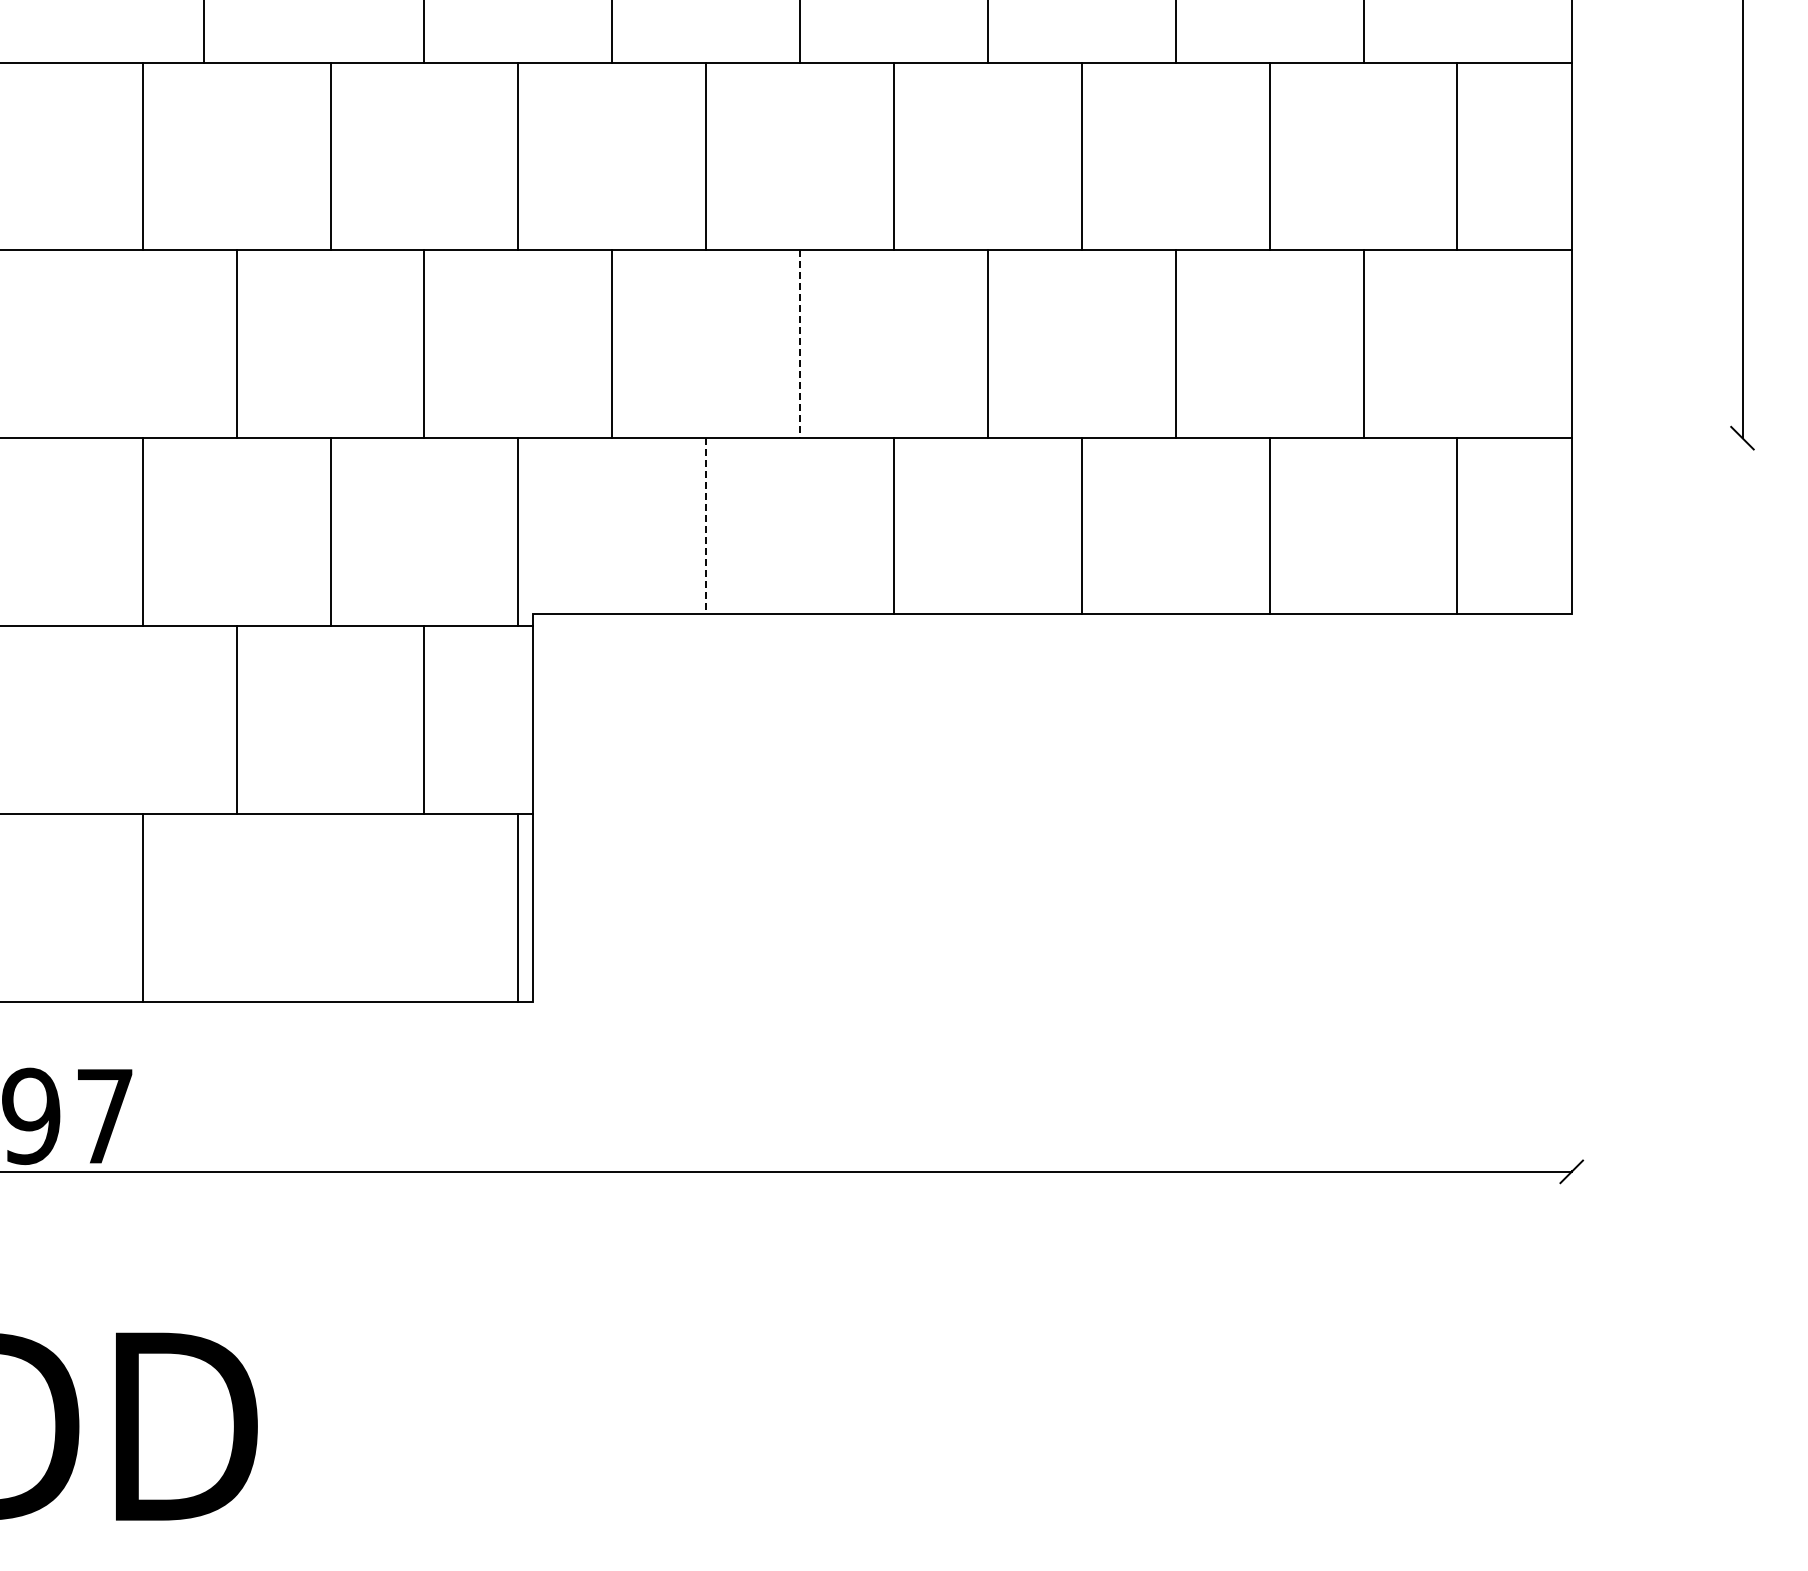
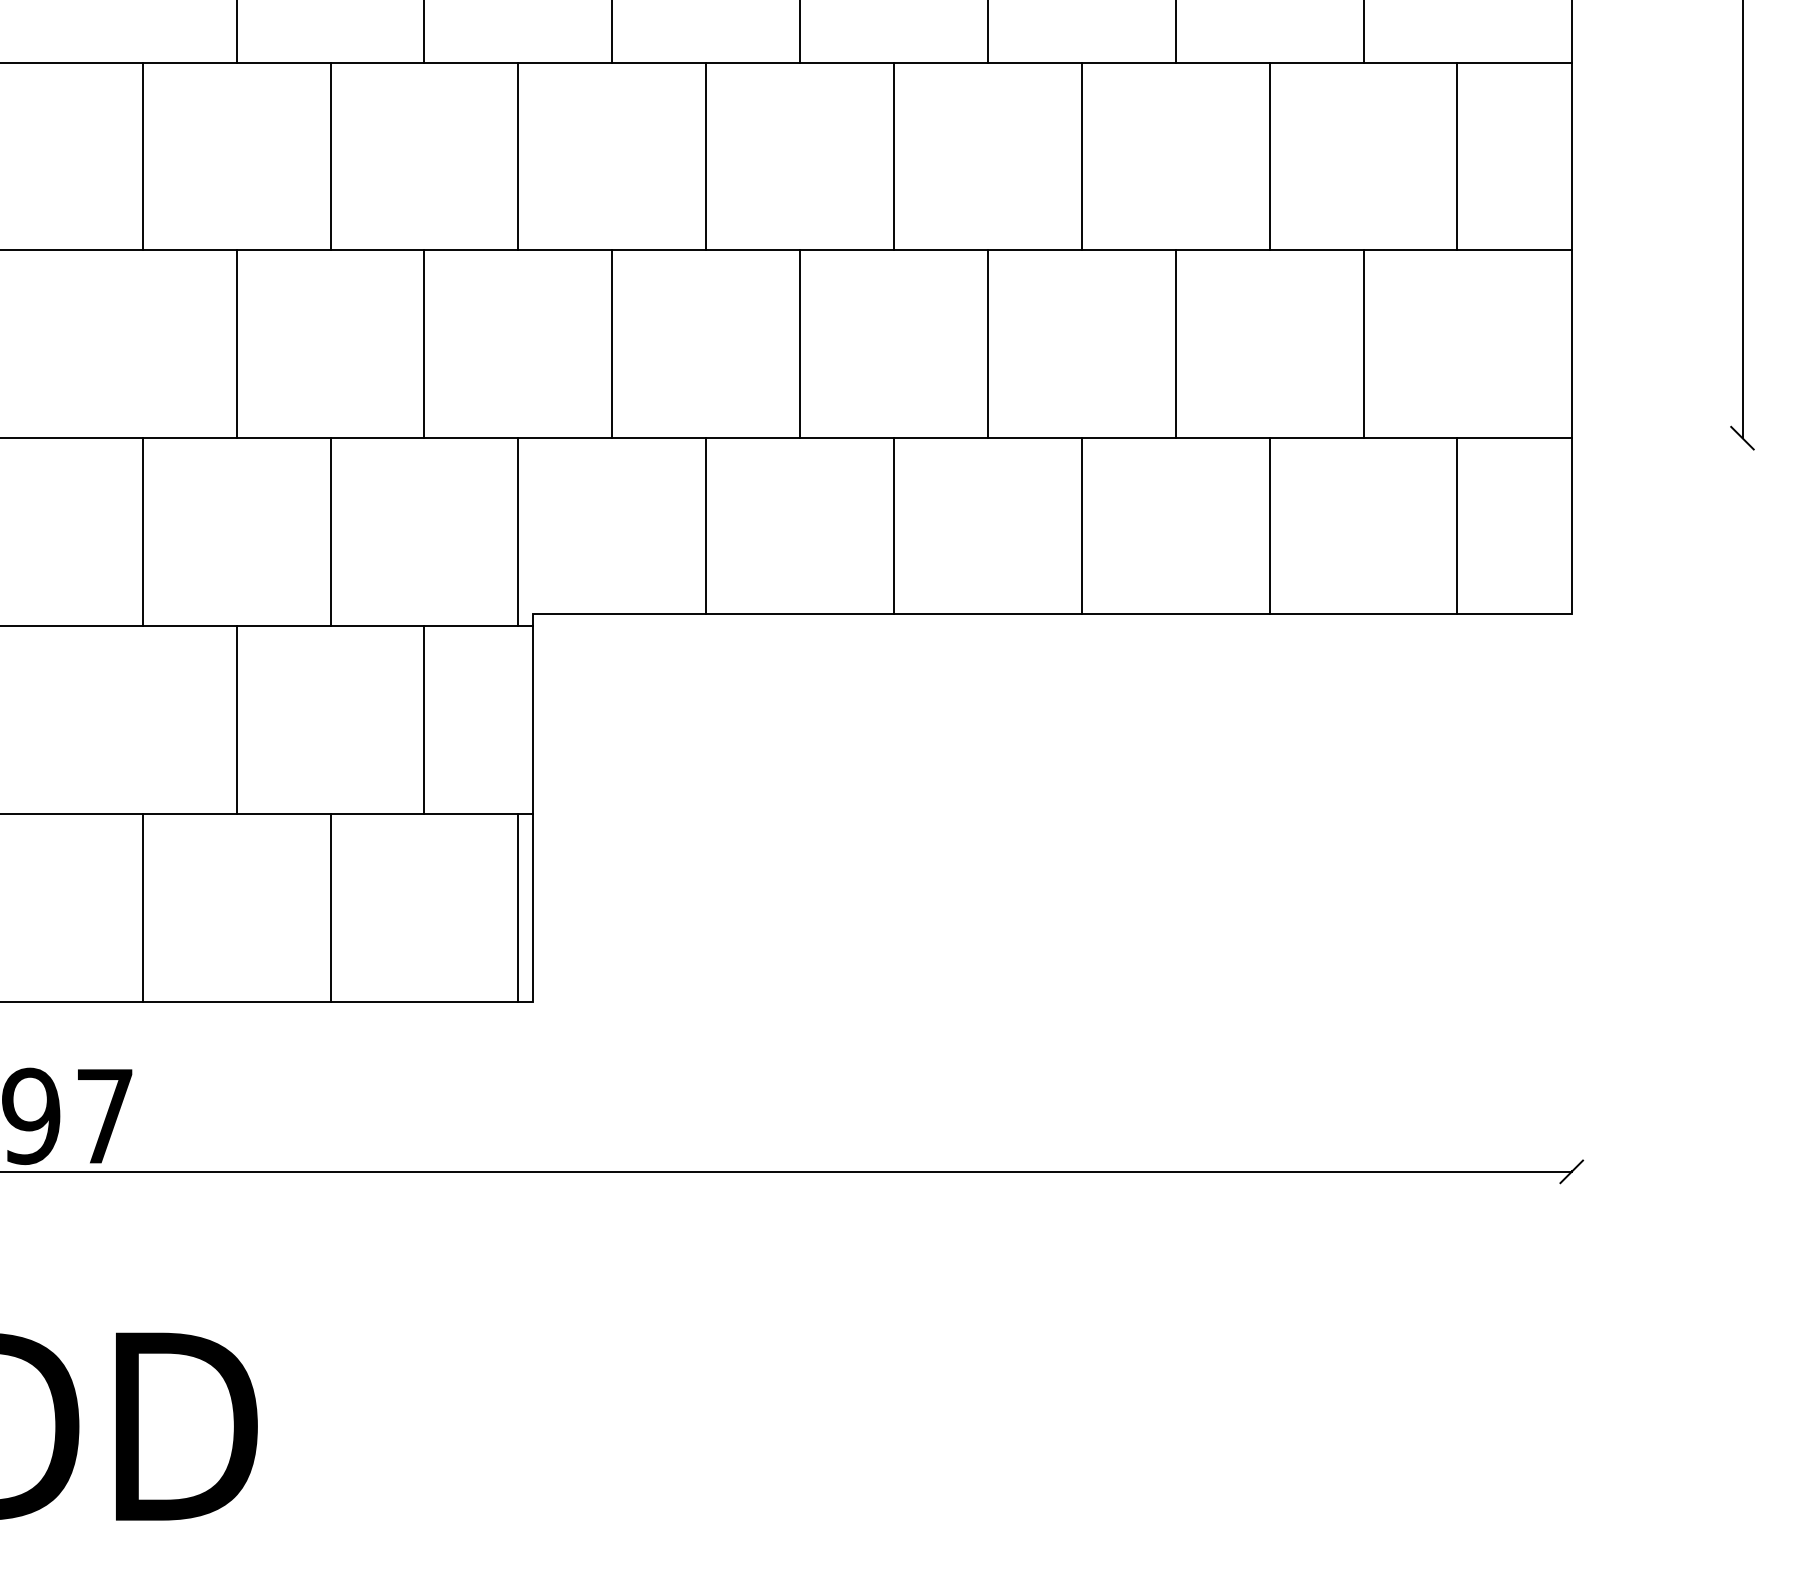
line position: (203, 32) -> (236, 32) (236, 32)
line: dashed -> solid (800, 344)
line: dashed -> solid (706, 525)
line: none -> present (330, 907)
